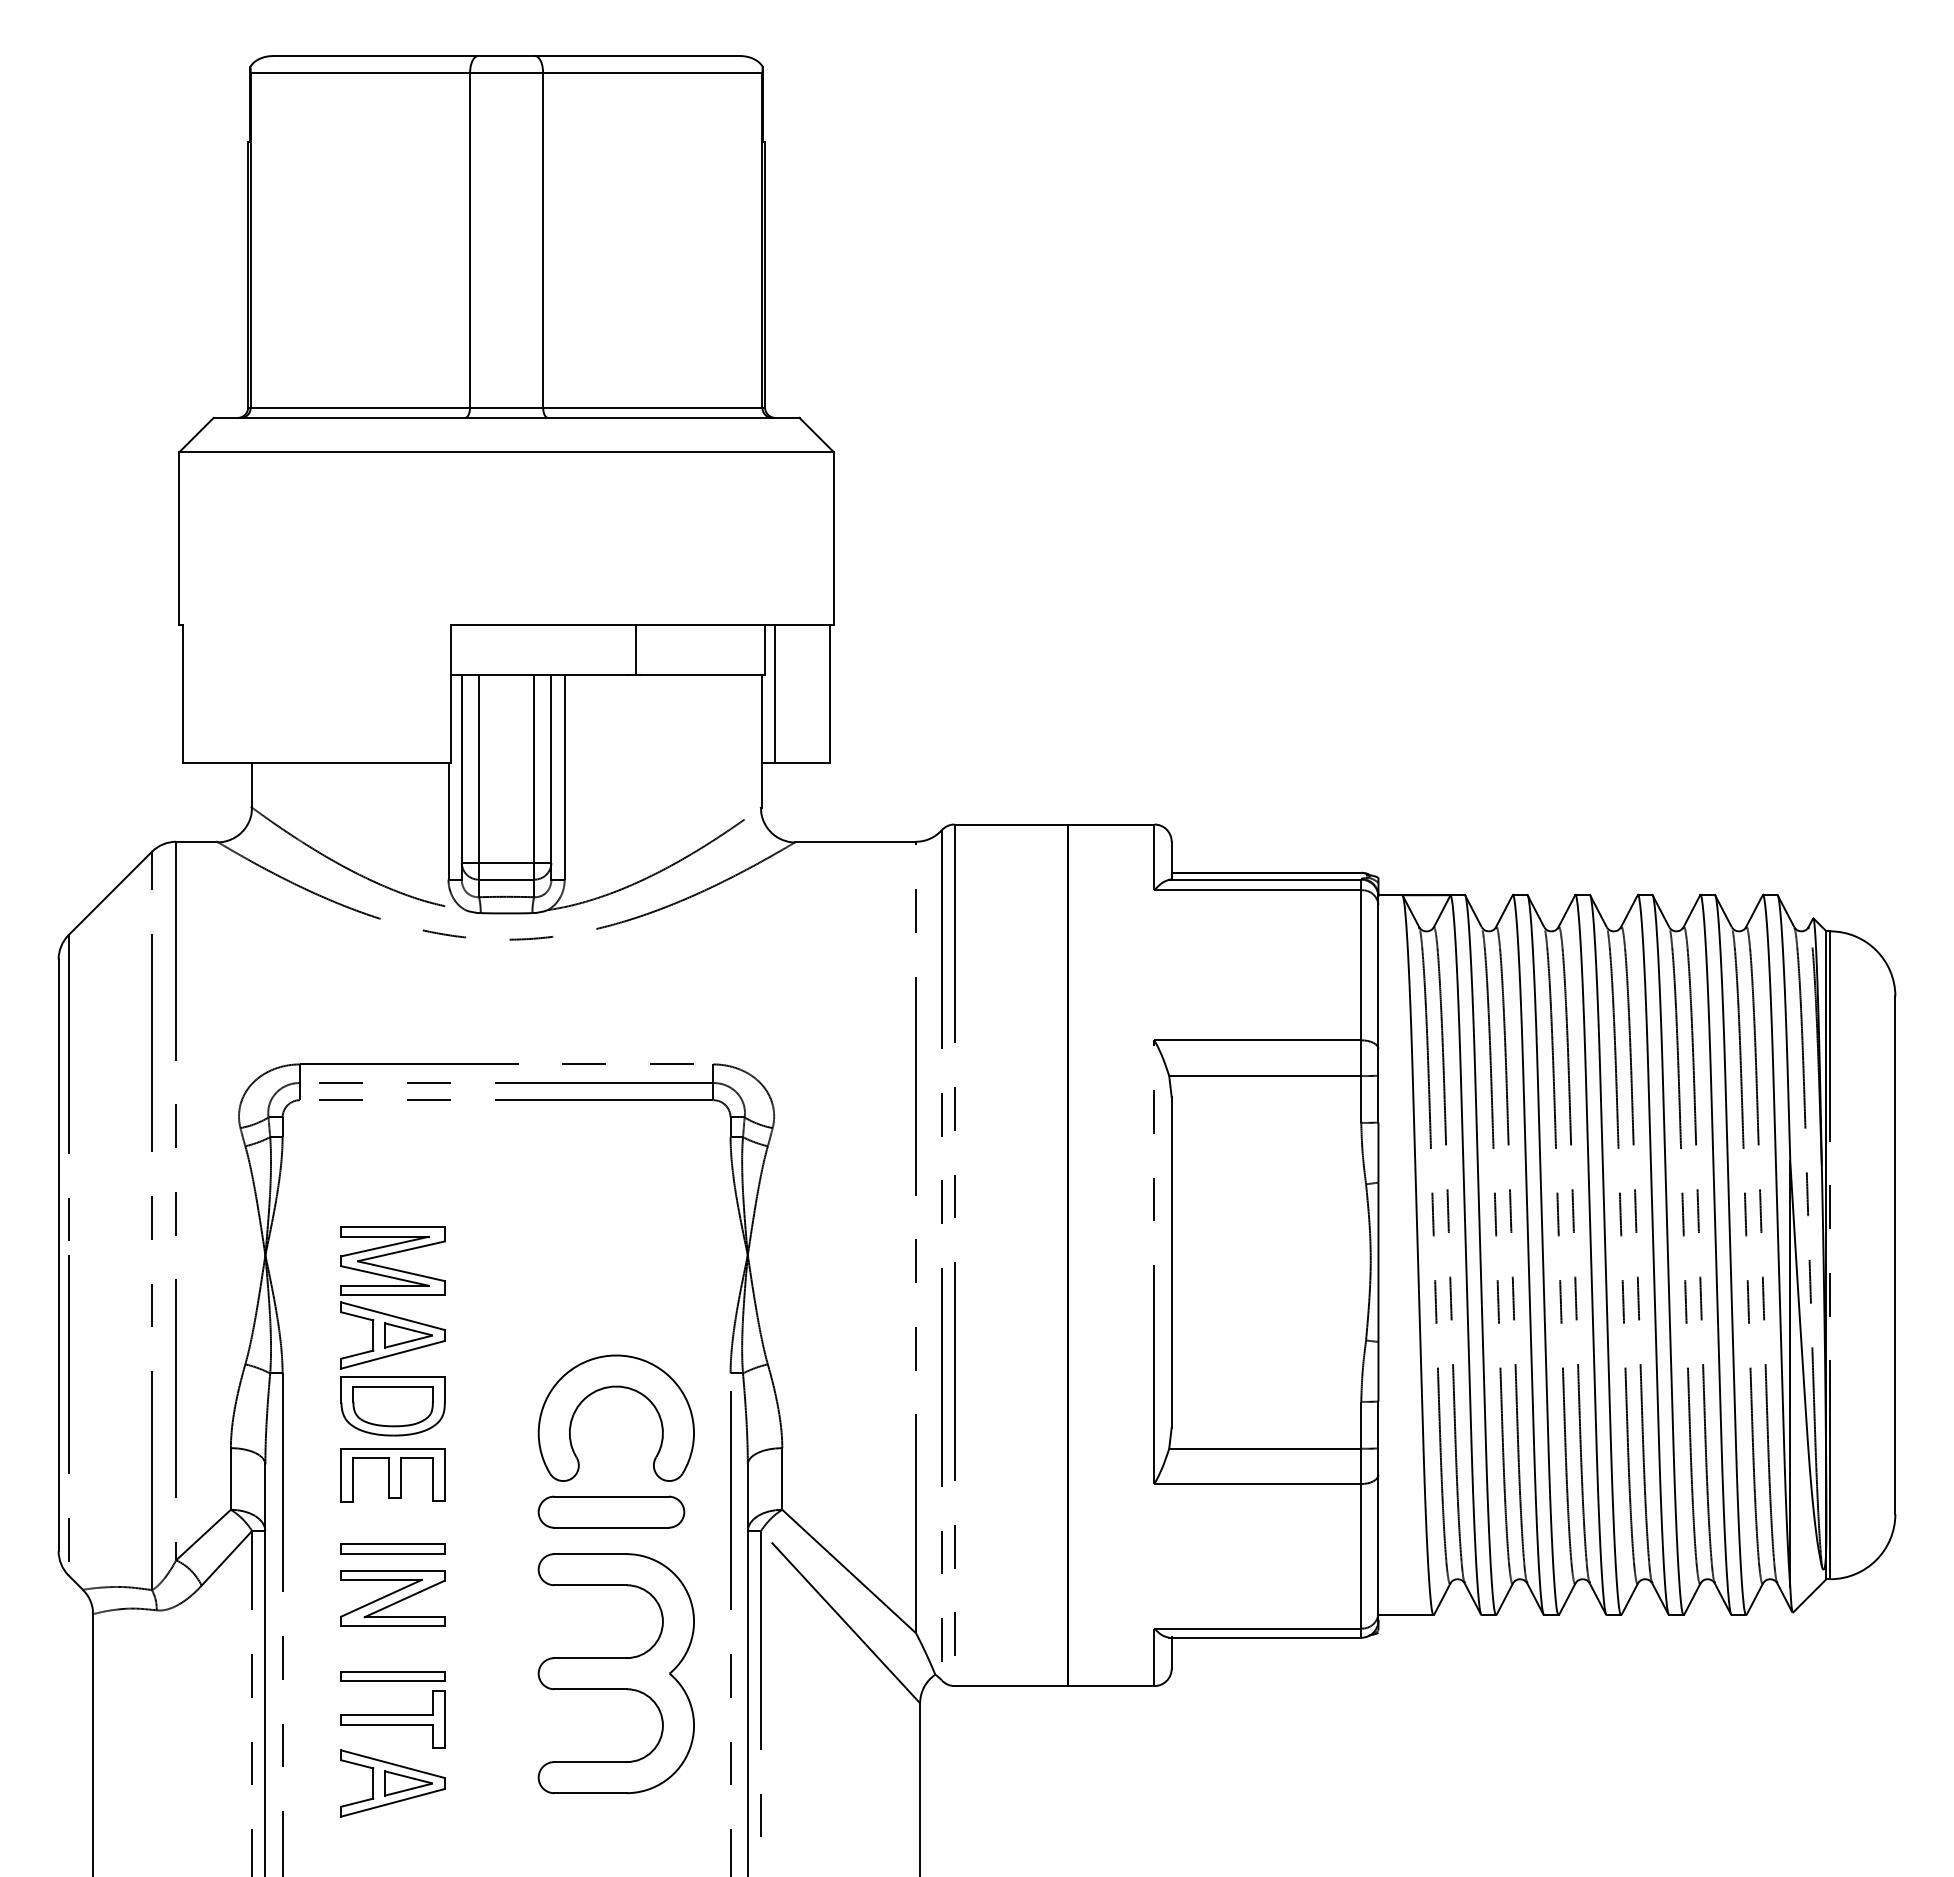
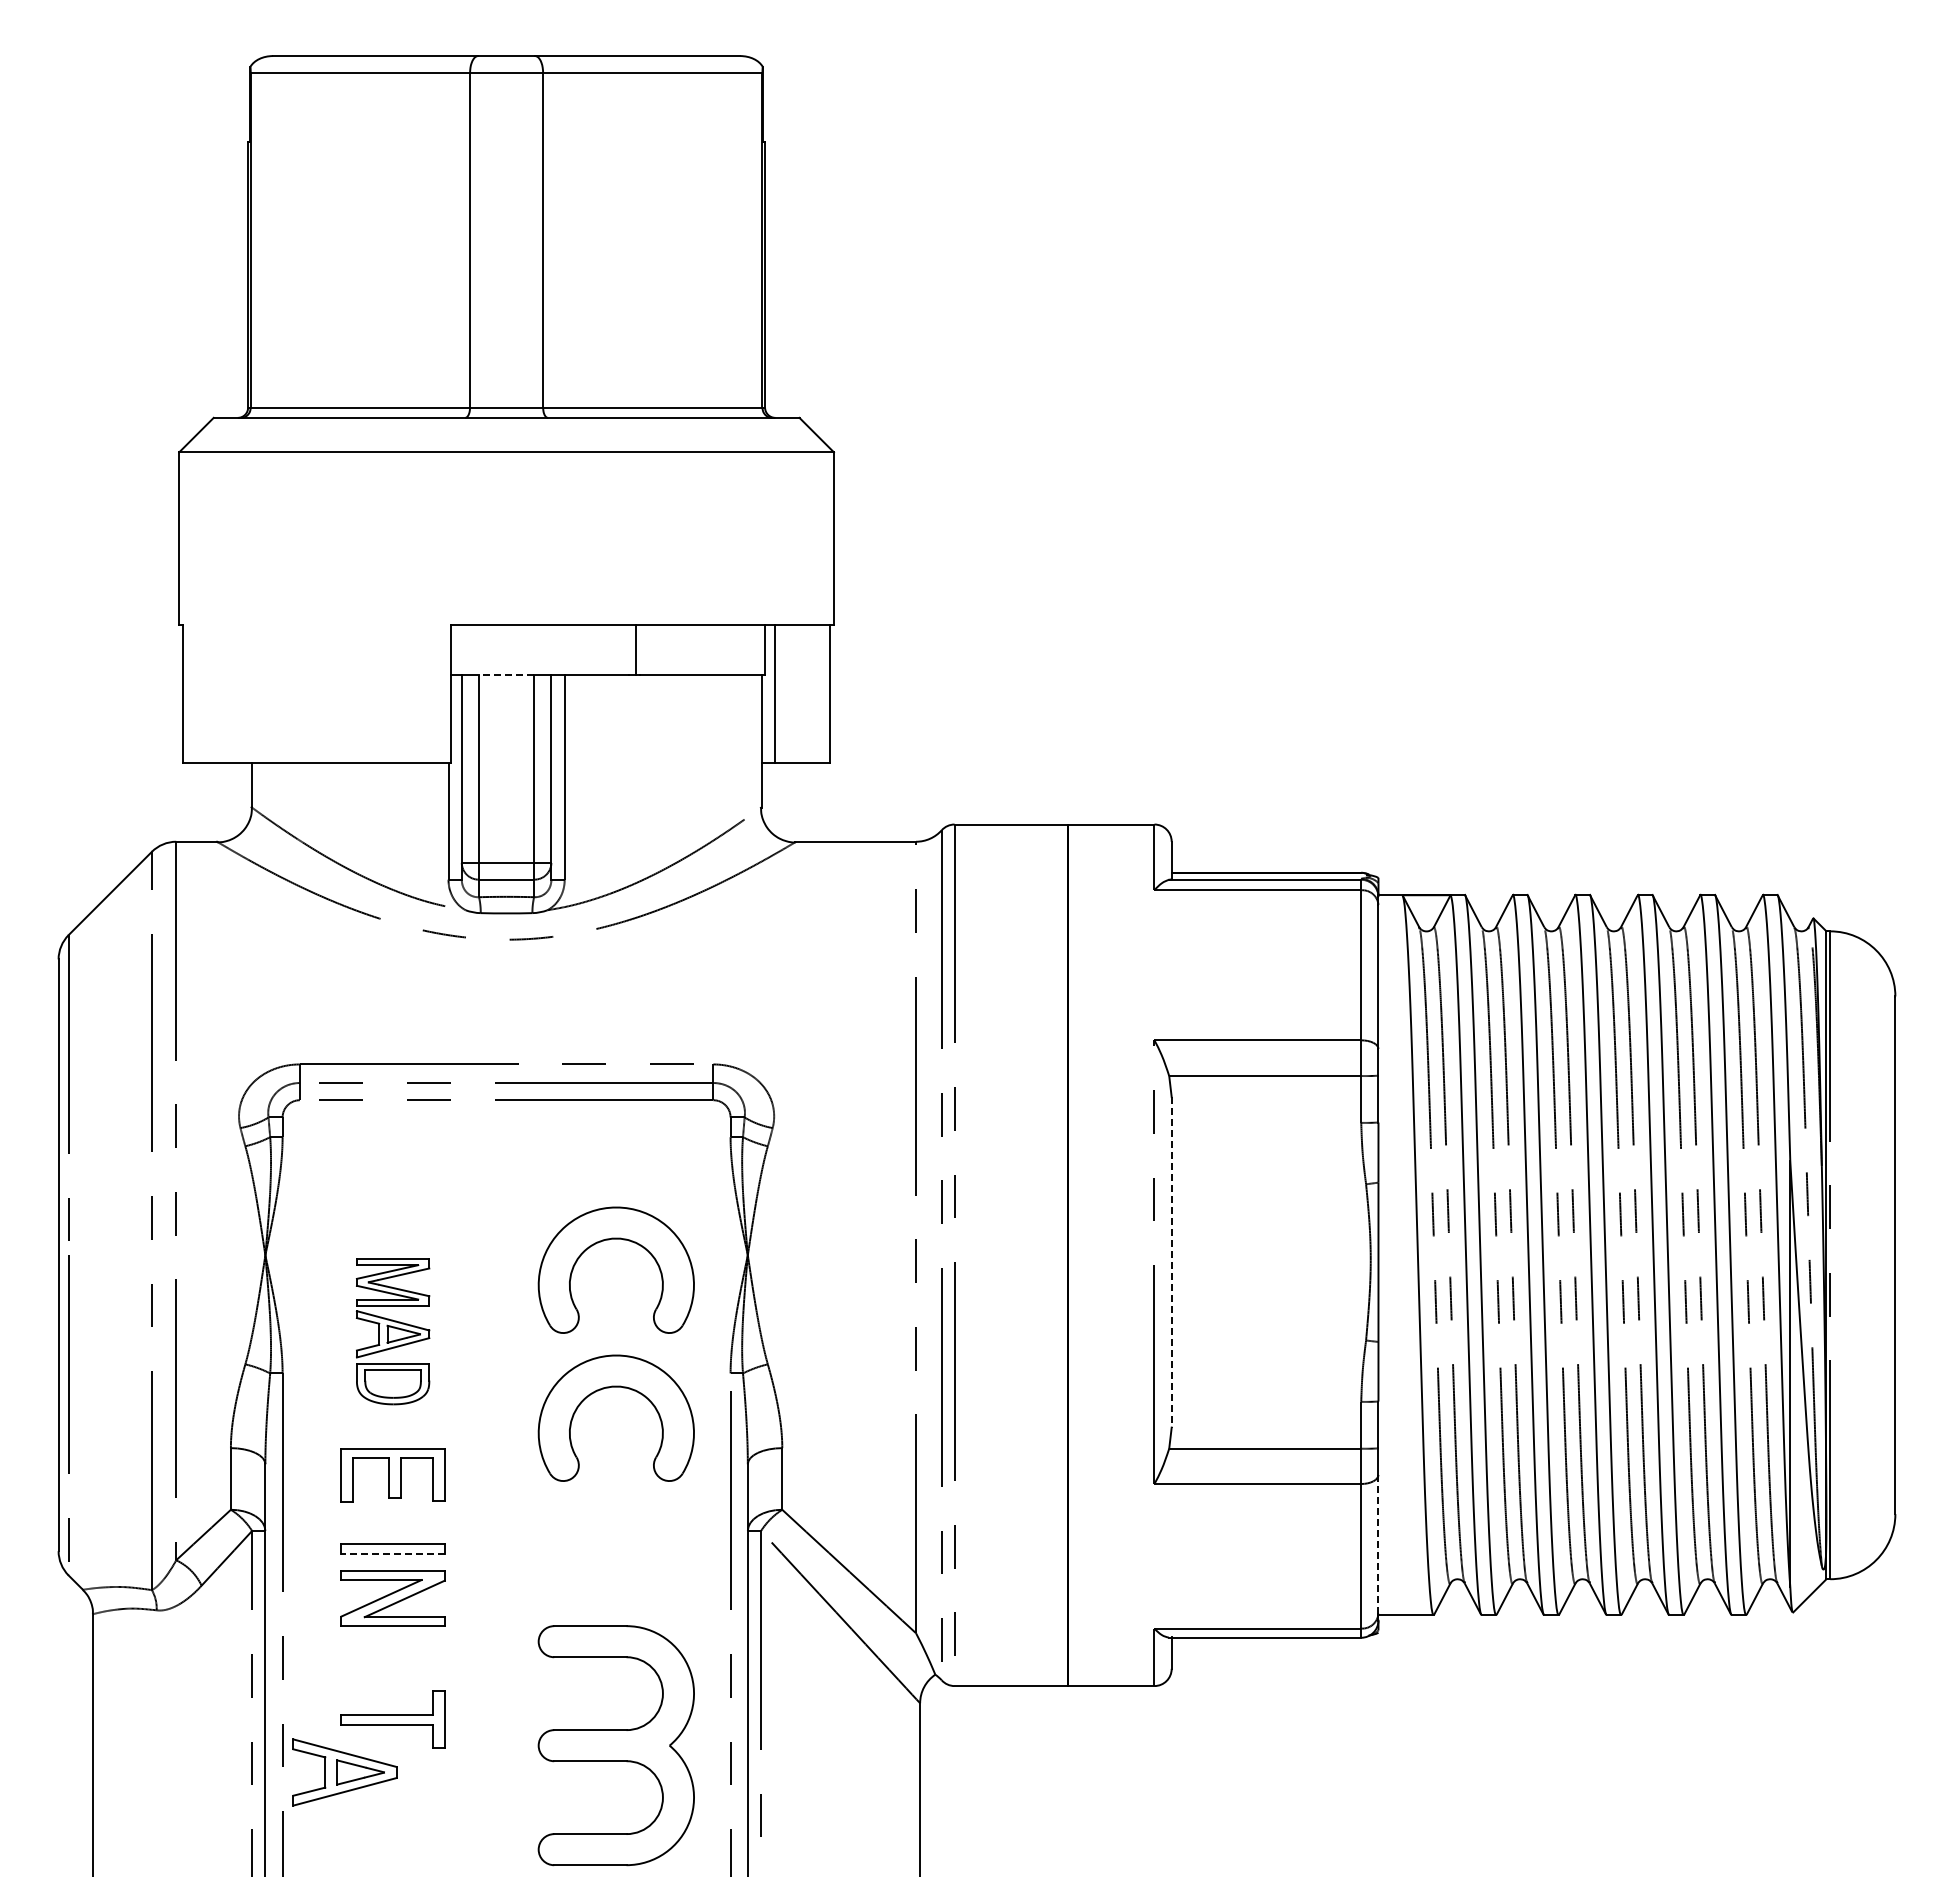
line: solid -> dashed (506, 674)
part: none -> present (609, 1240)
line: solid -> dashed (1171, 1262)
part size: 106x211 px -> 75x148 px (393, 1331)
part: present -> none (611, 1511)
line: solid -> dashed (1378, 1544)
line: solid -> dashed (393, 1553)
part position: (615, 1673) -> (615, 1745) (615, 1745)
part: present -> none (392, 1676)
part position: (392, 1783) -> (344, 1772) (344, 1772)
